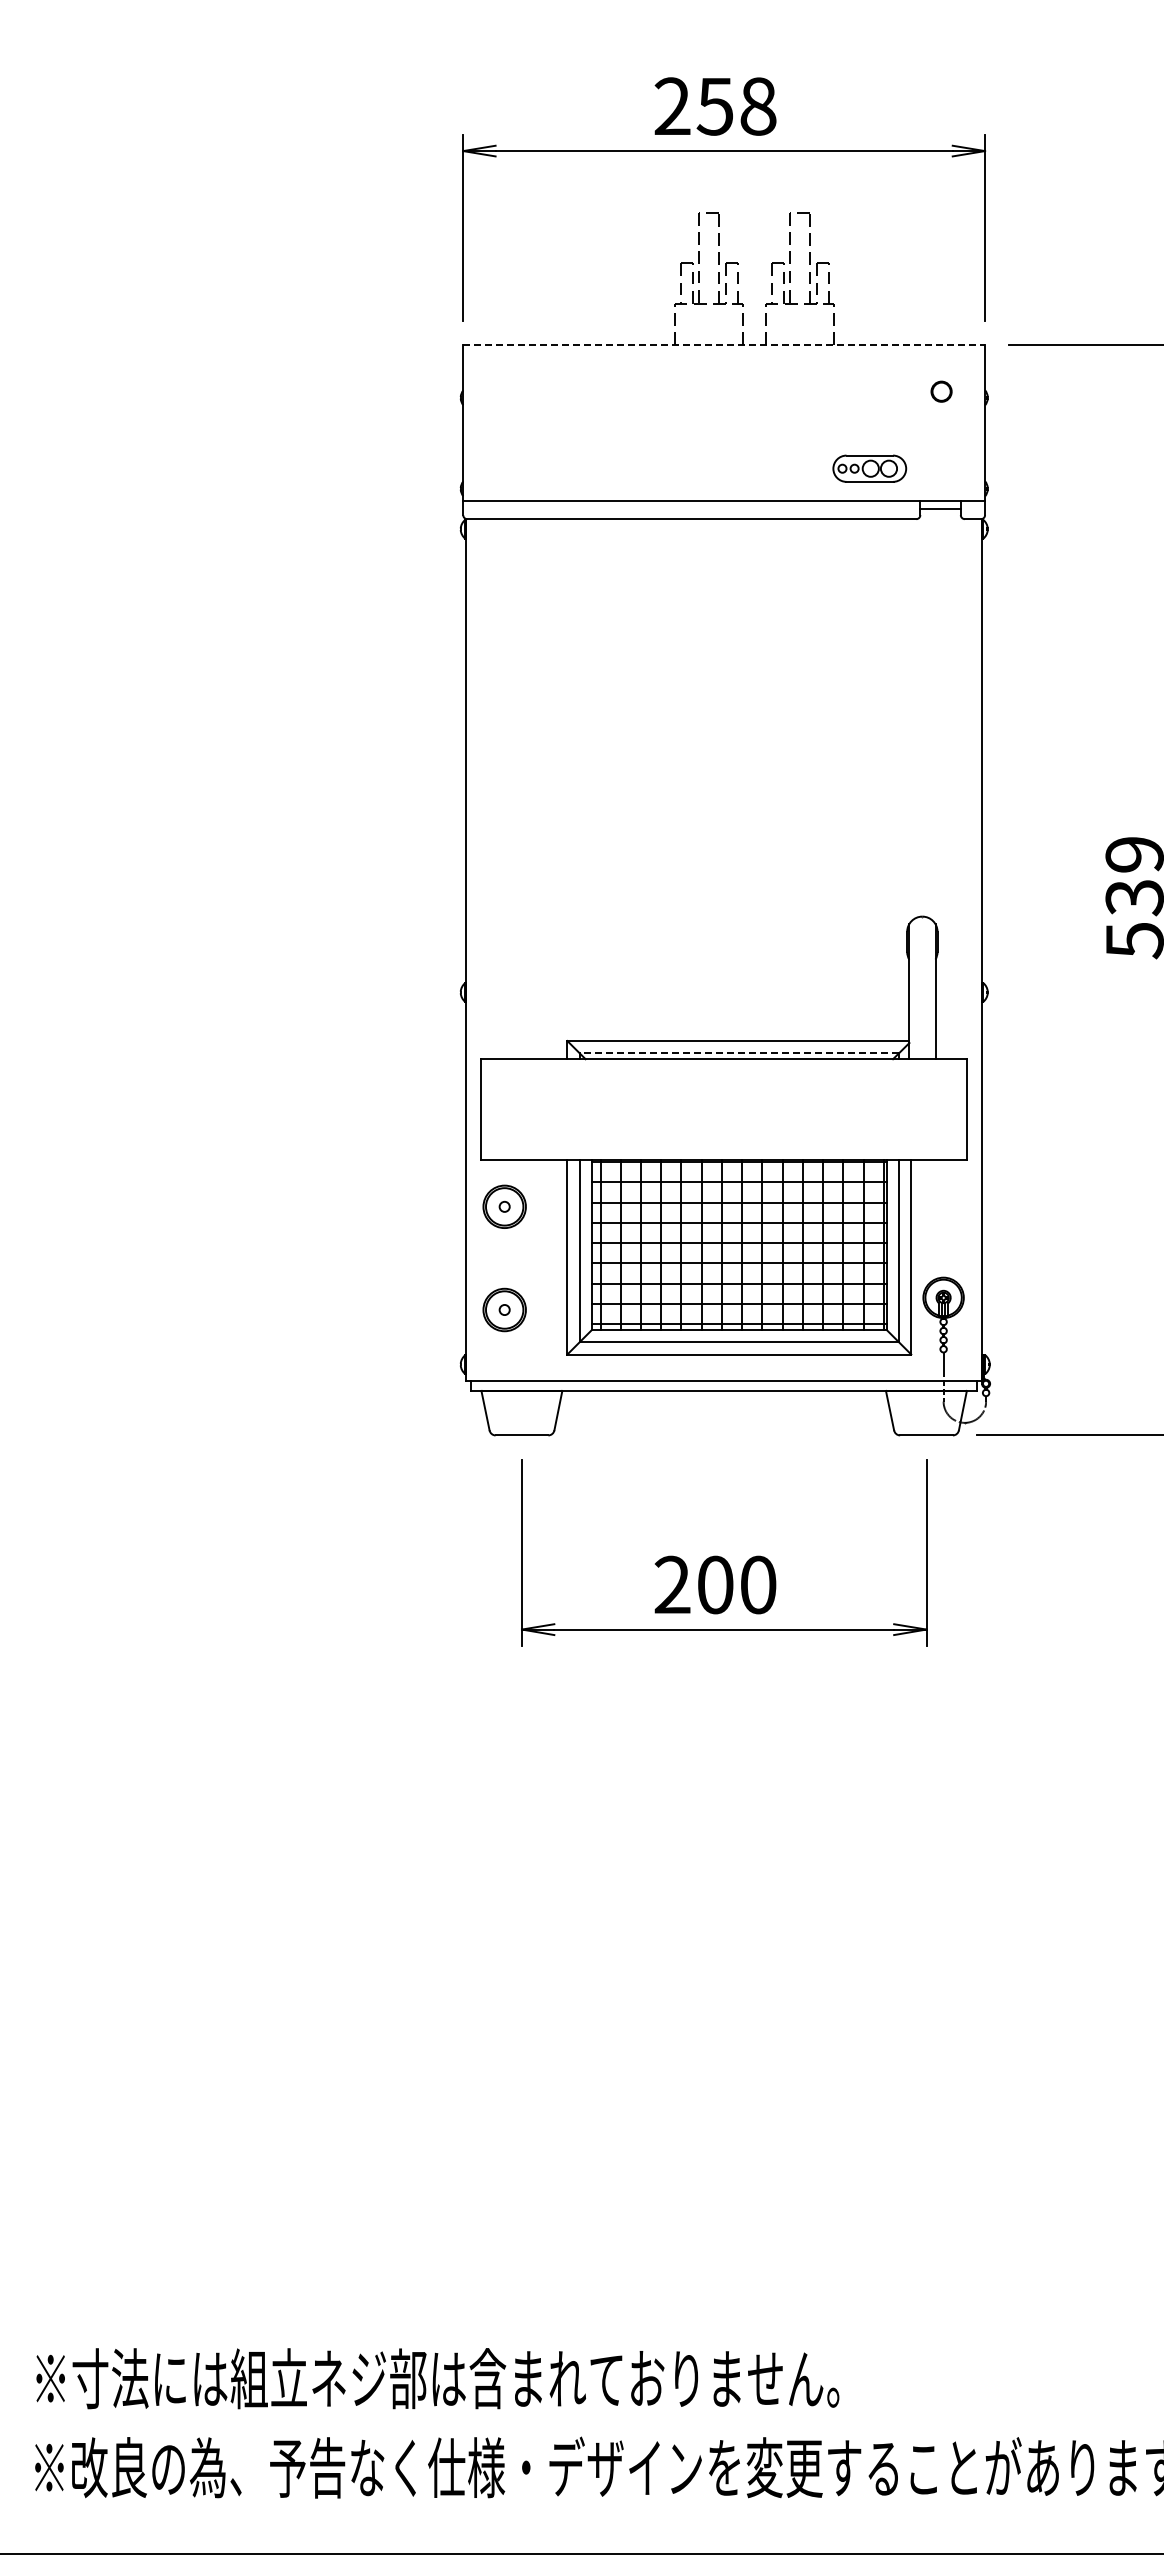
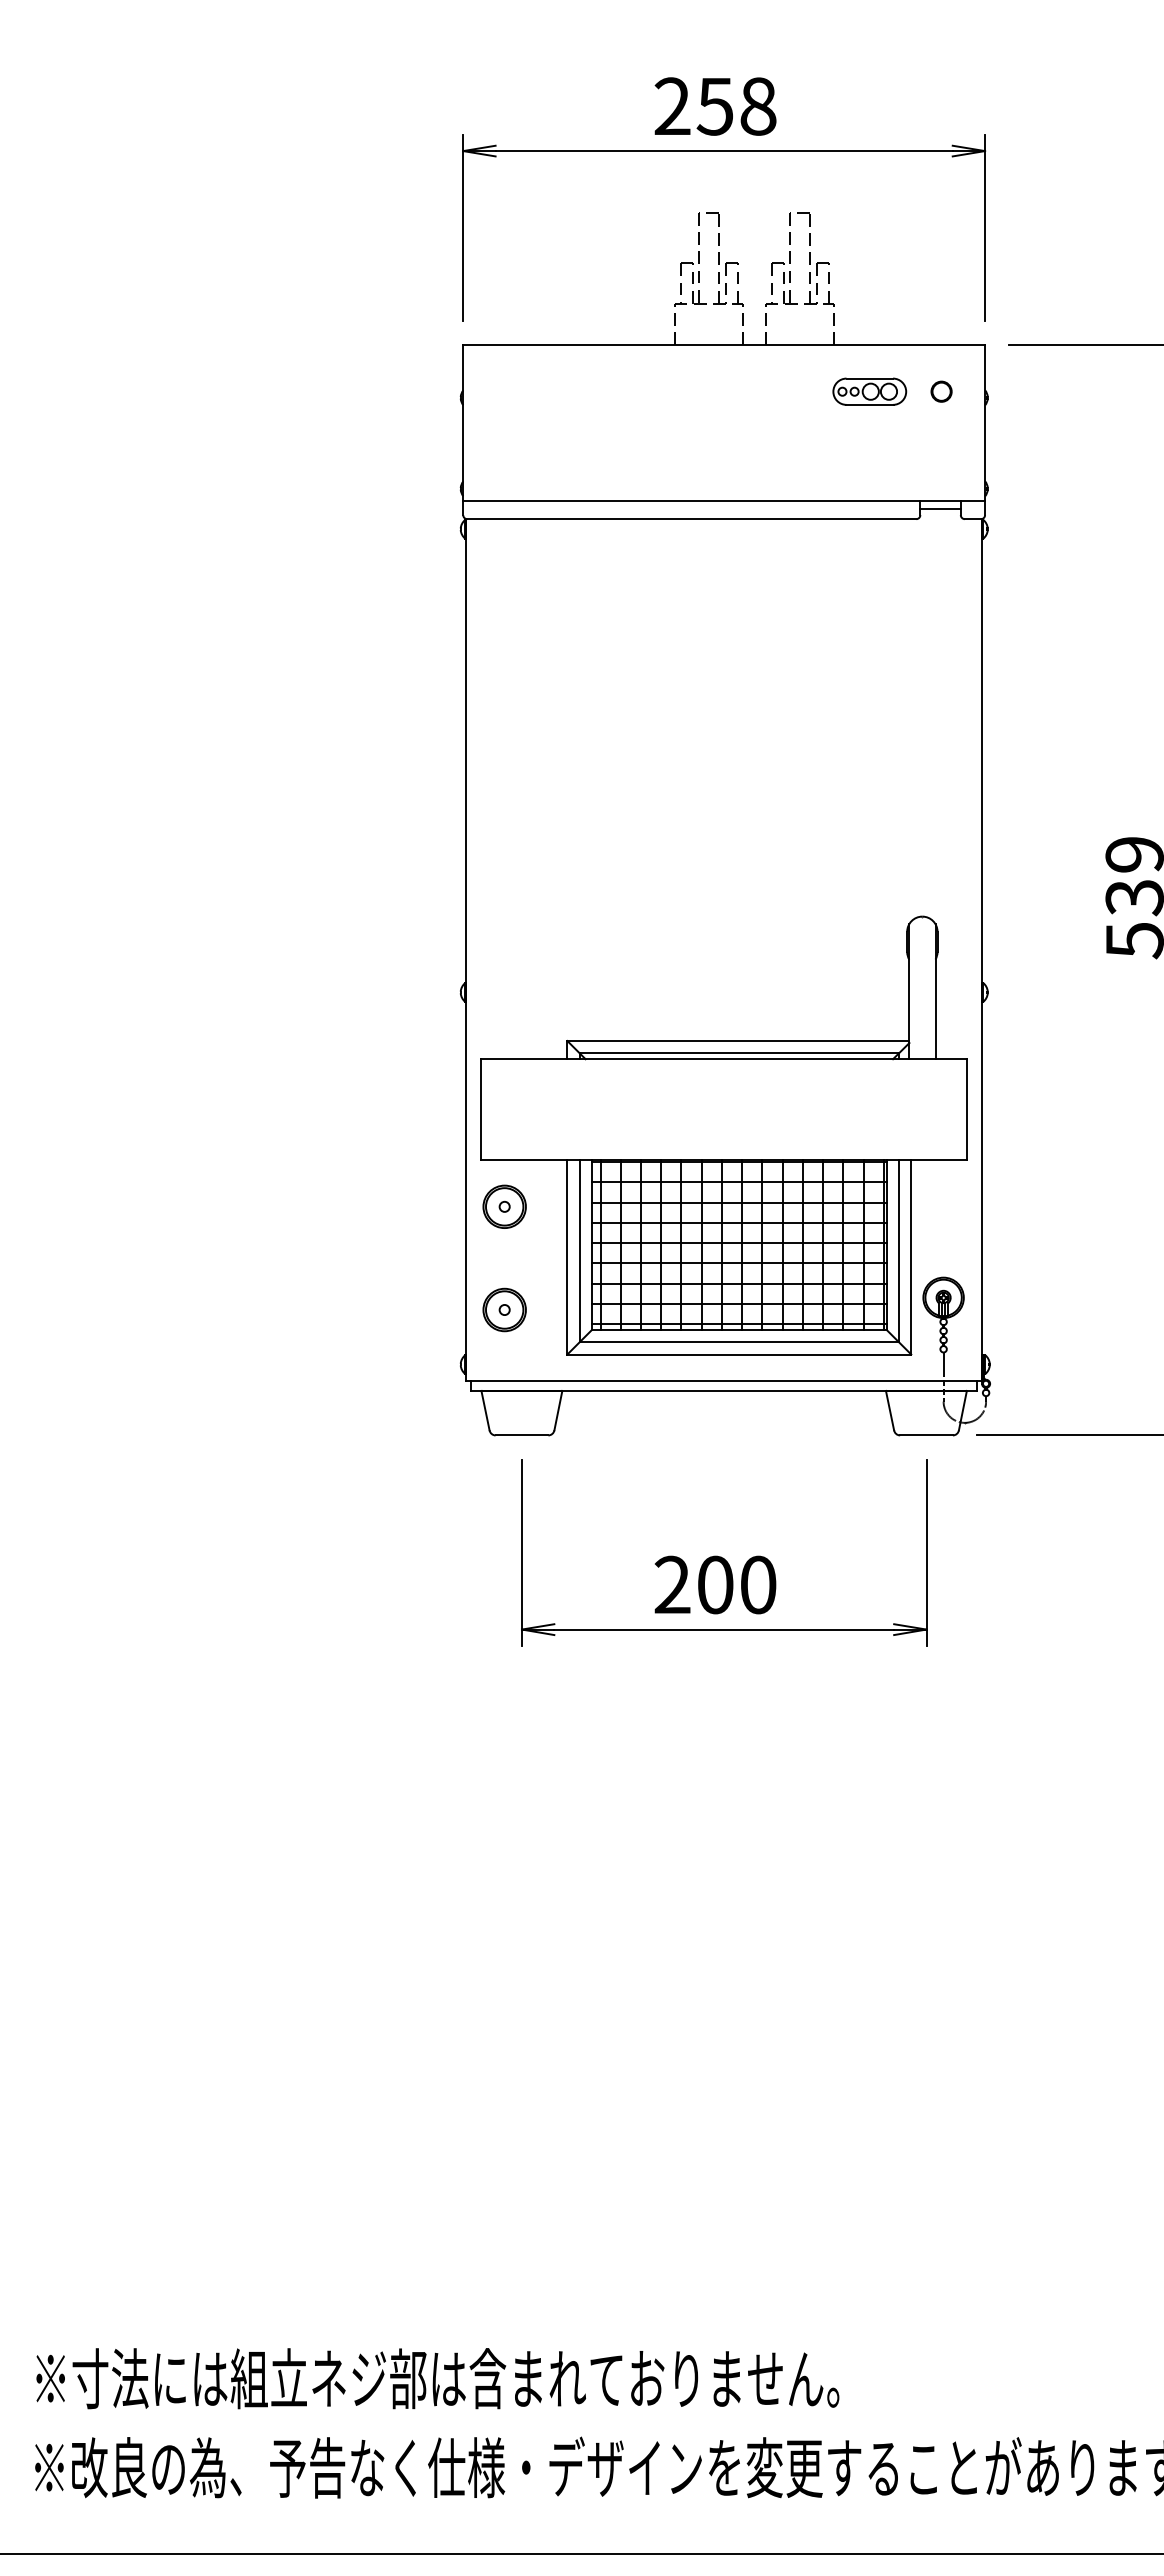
line: dashed -> solid (724, 345)
part position: (869, 468) -> (869, 391) (869, 391)
line: dashed -> solid (739, 1053)
